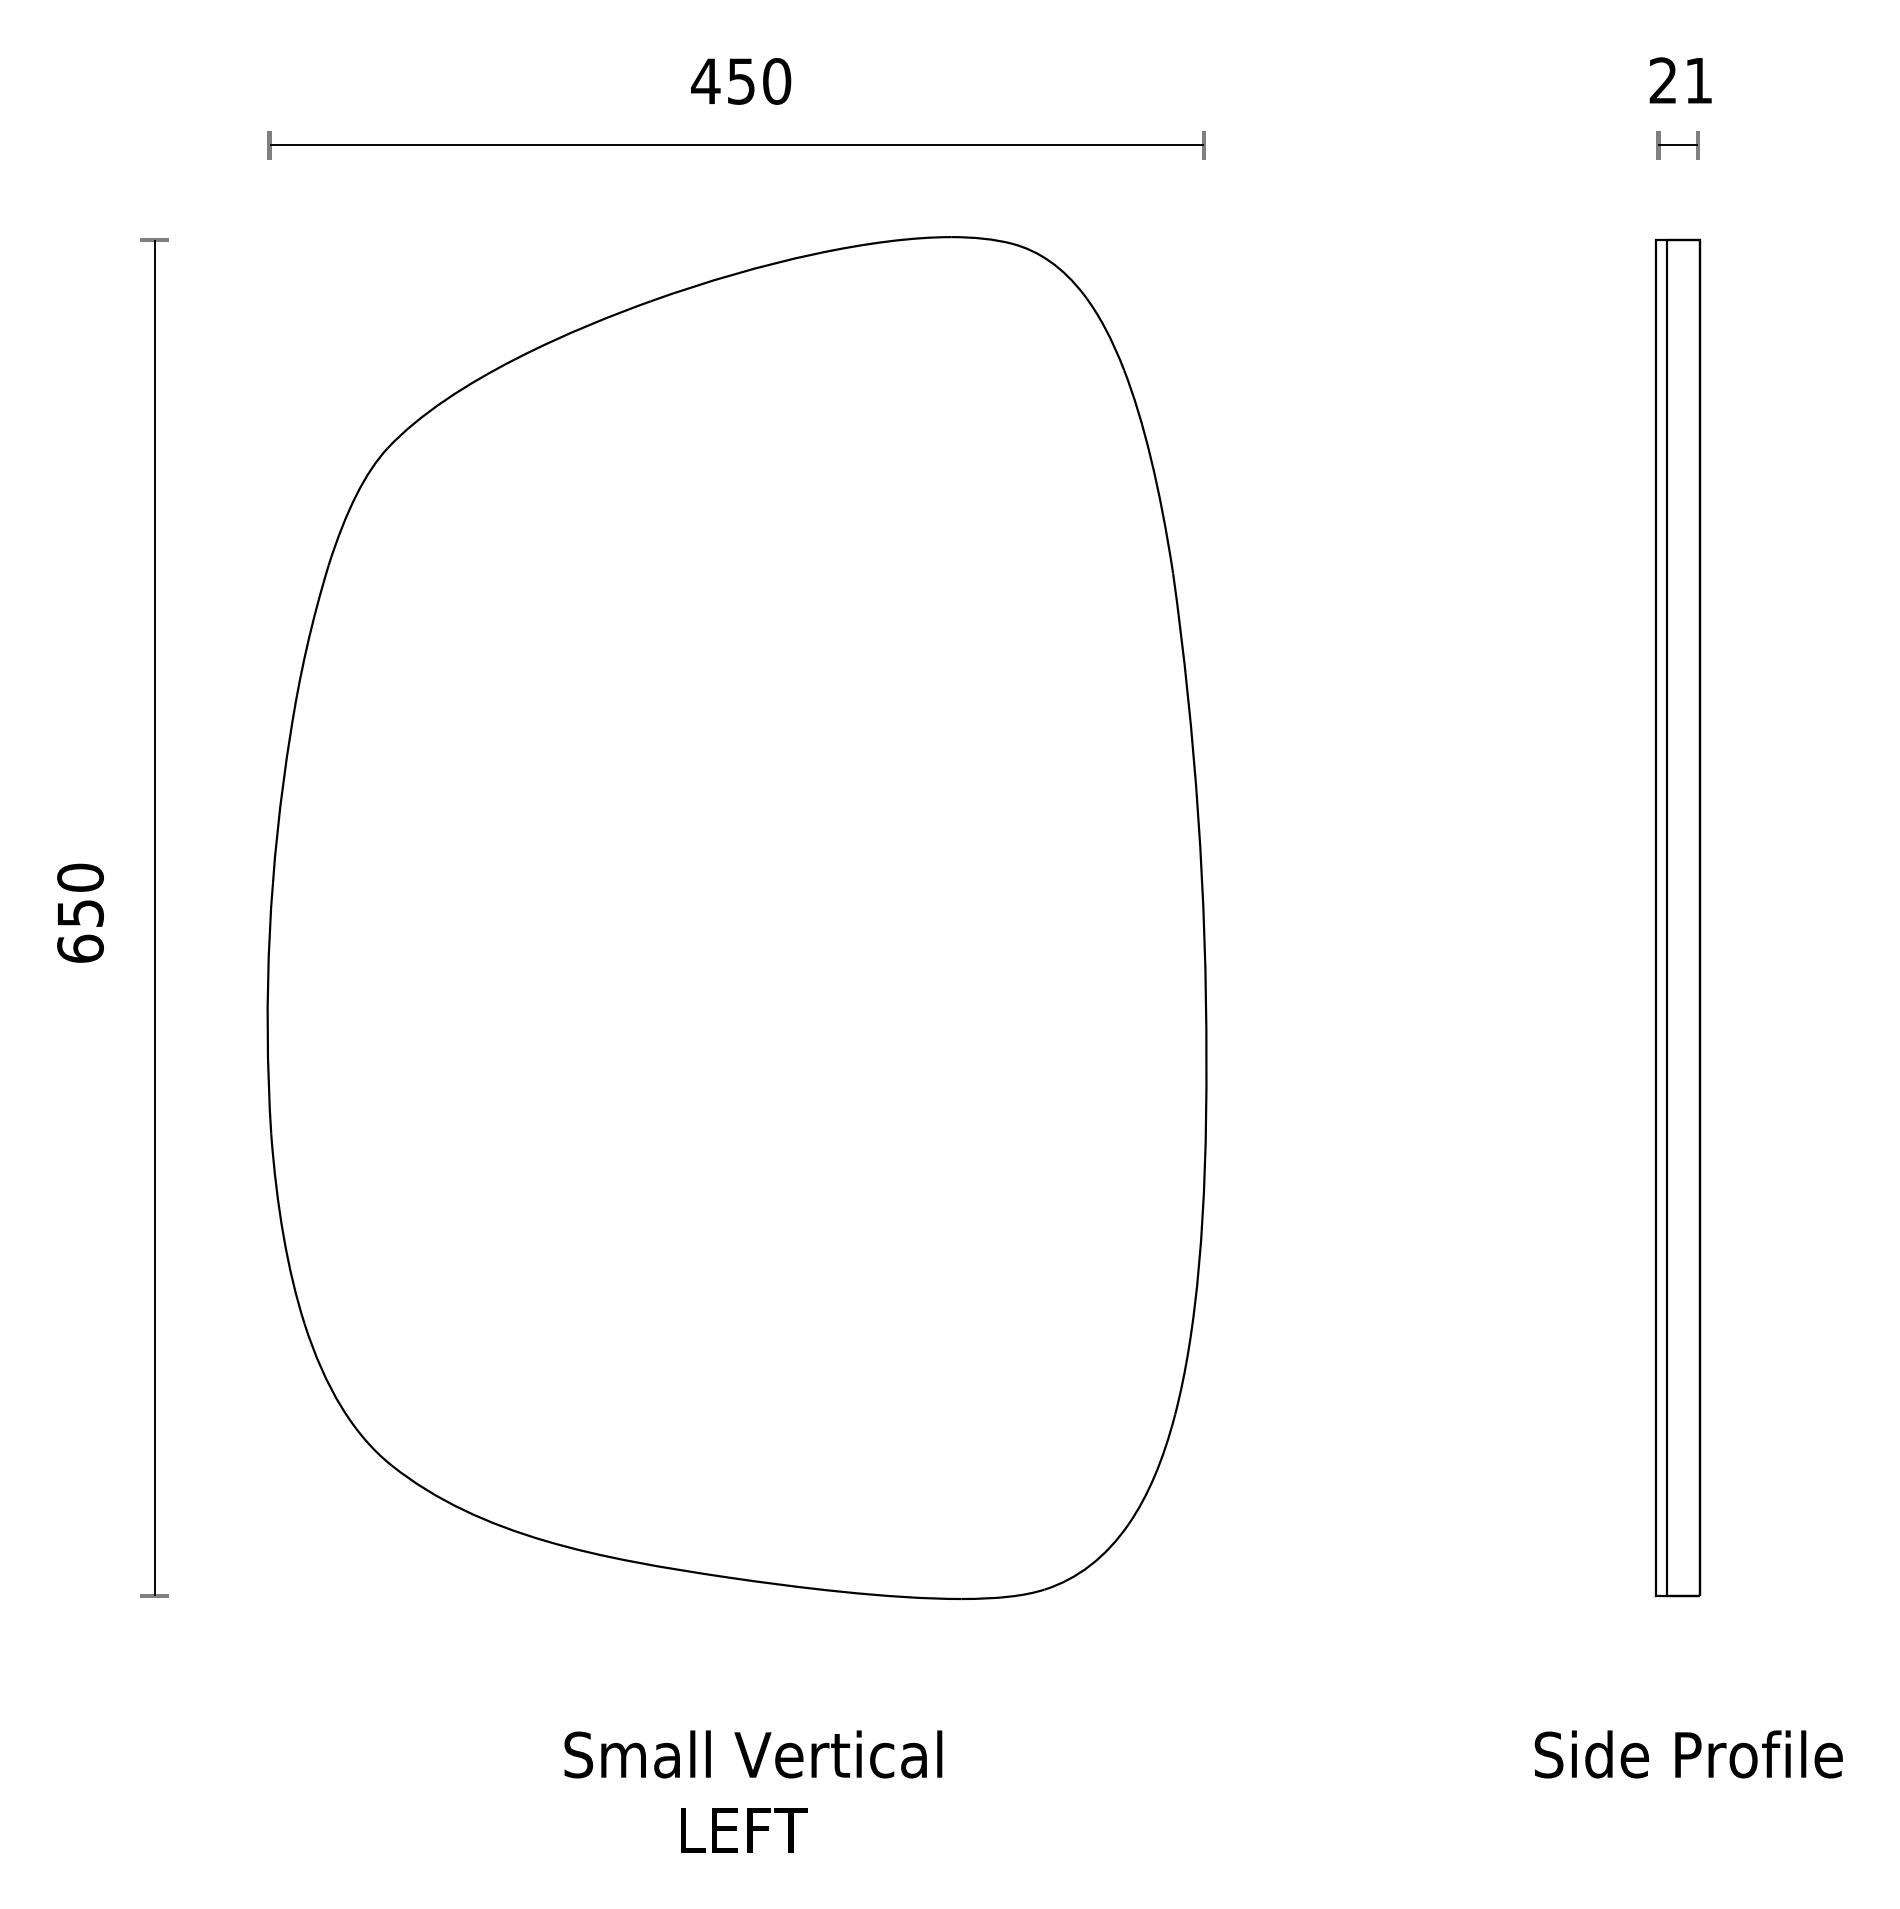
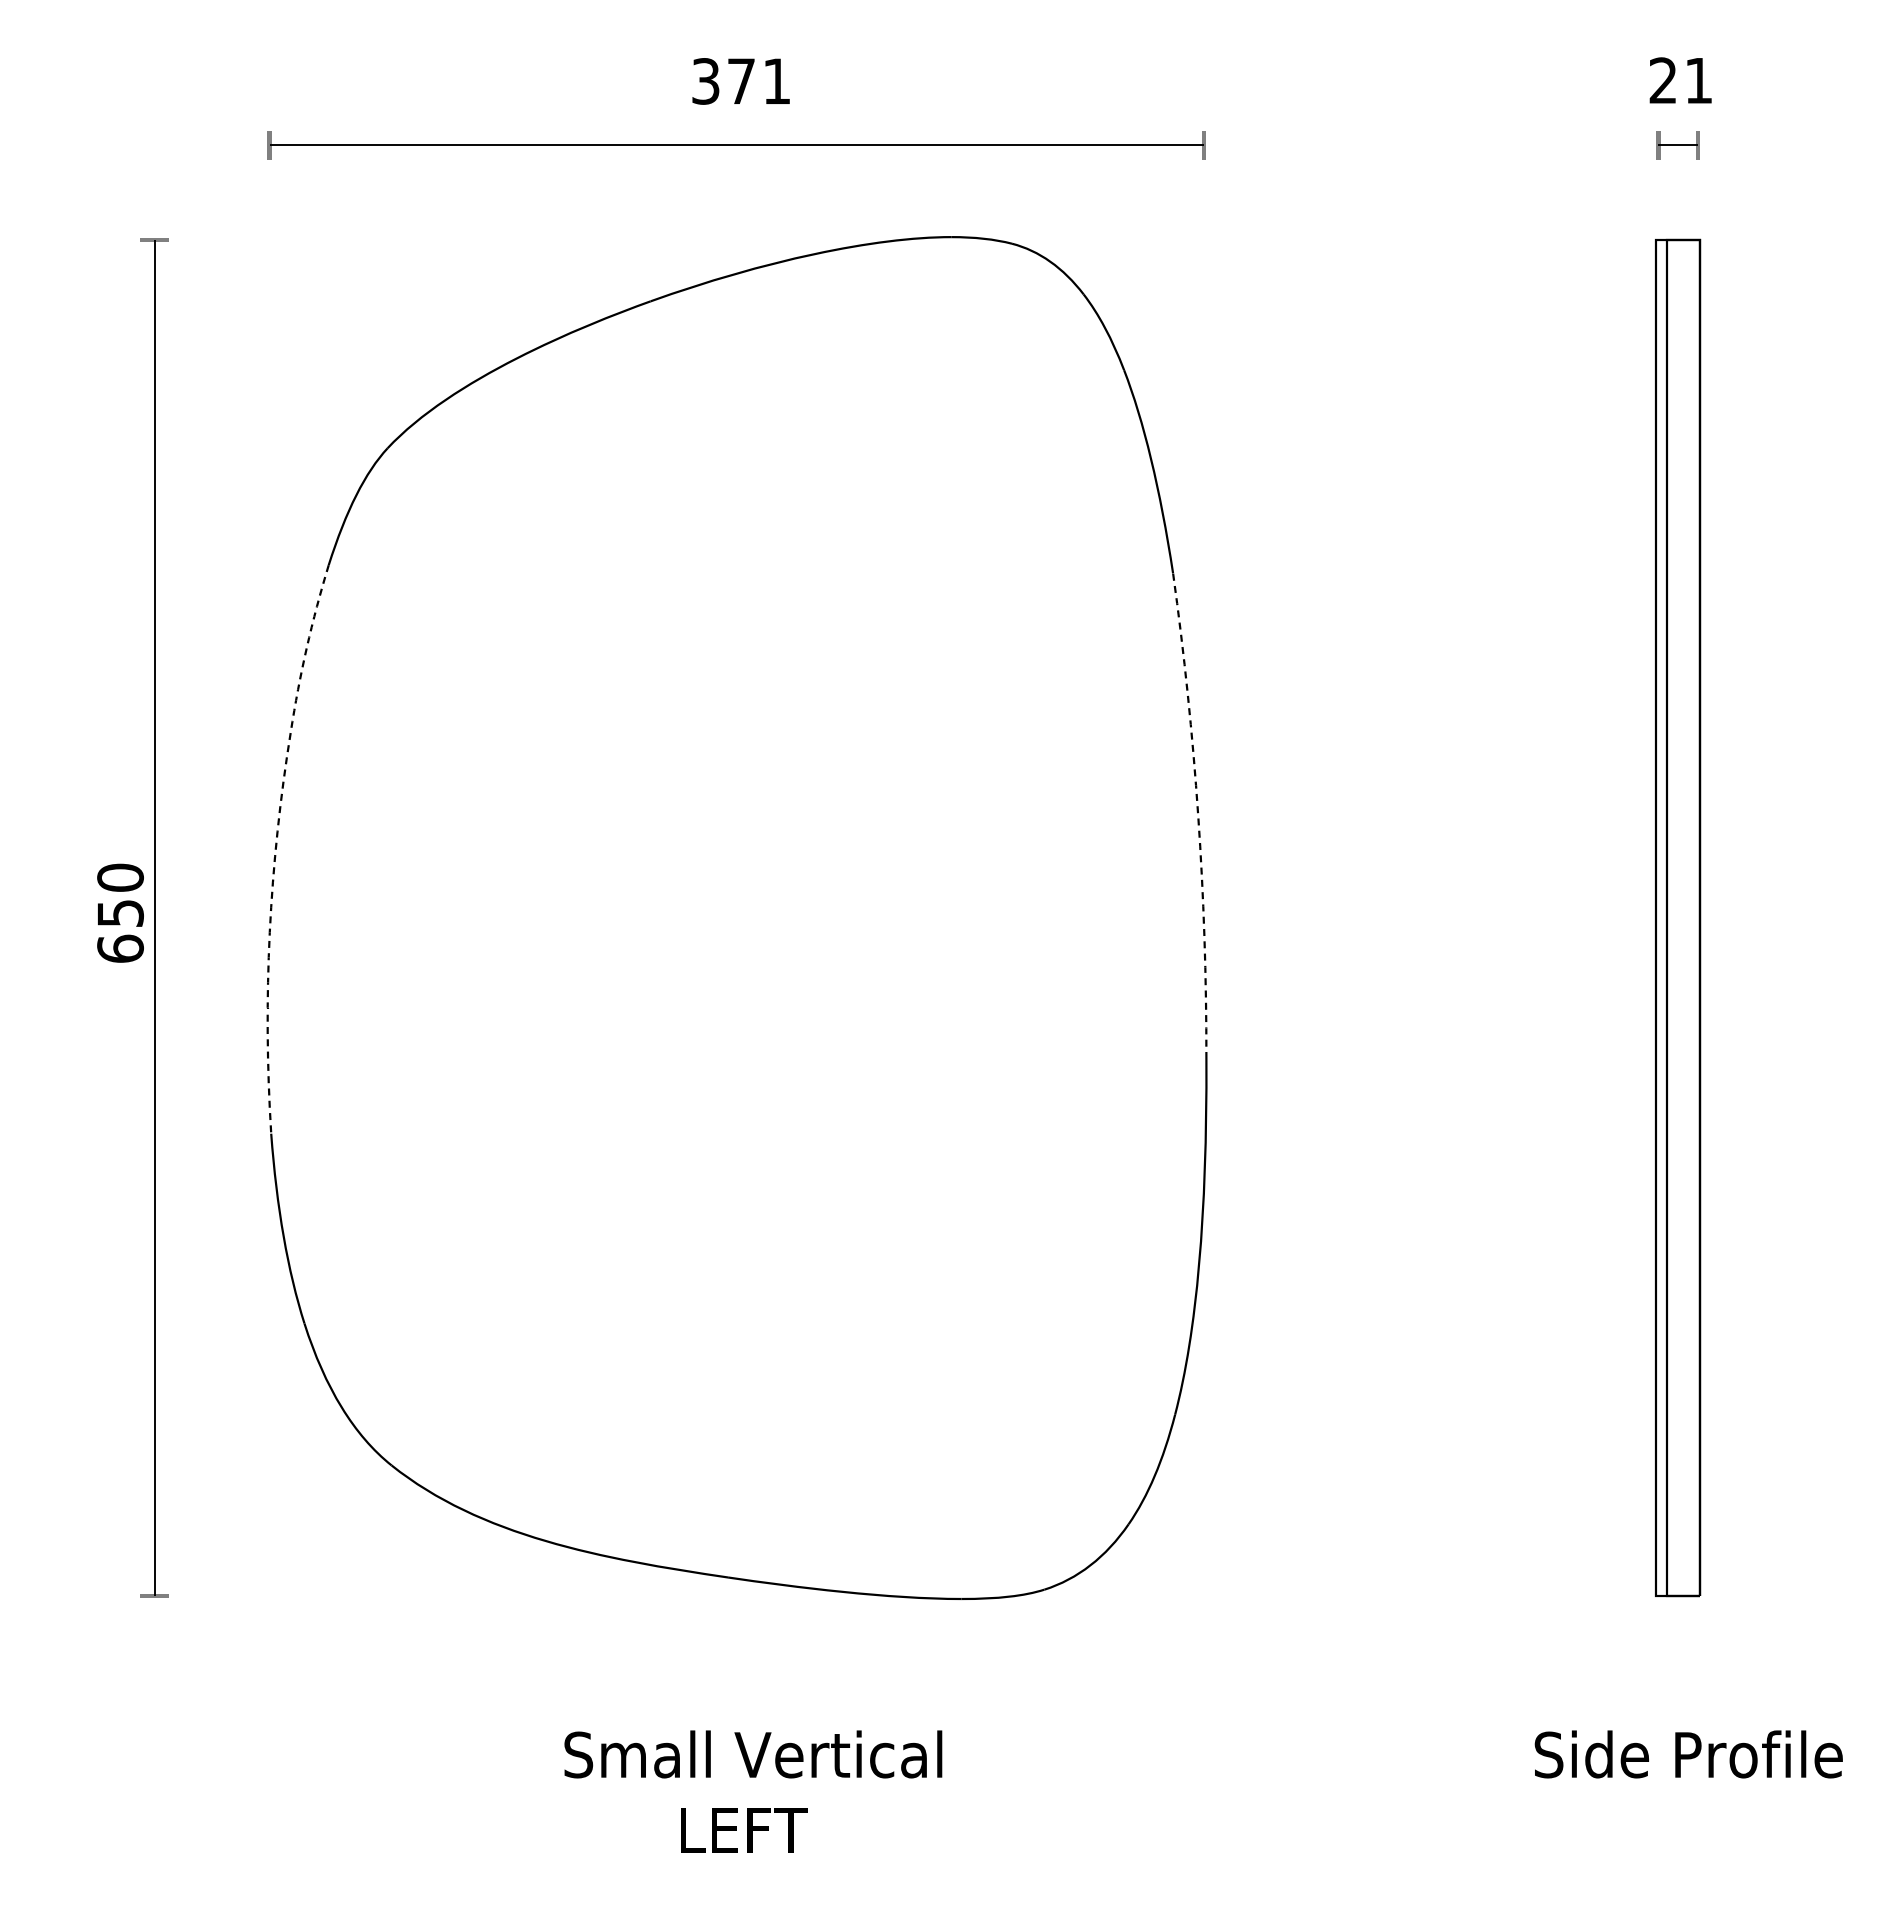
text: 450 -> 371 (741, 81)
arc: solid -> dashed (1198, 815)
line: solid -> dashed (276, 847)
text position: (80, 912) -> (120, 912) (120, 912)
